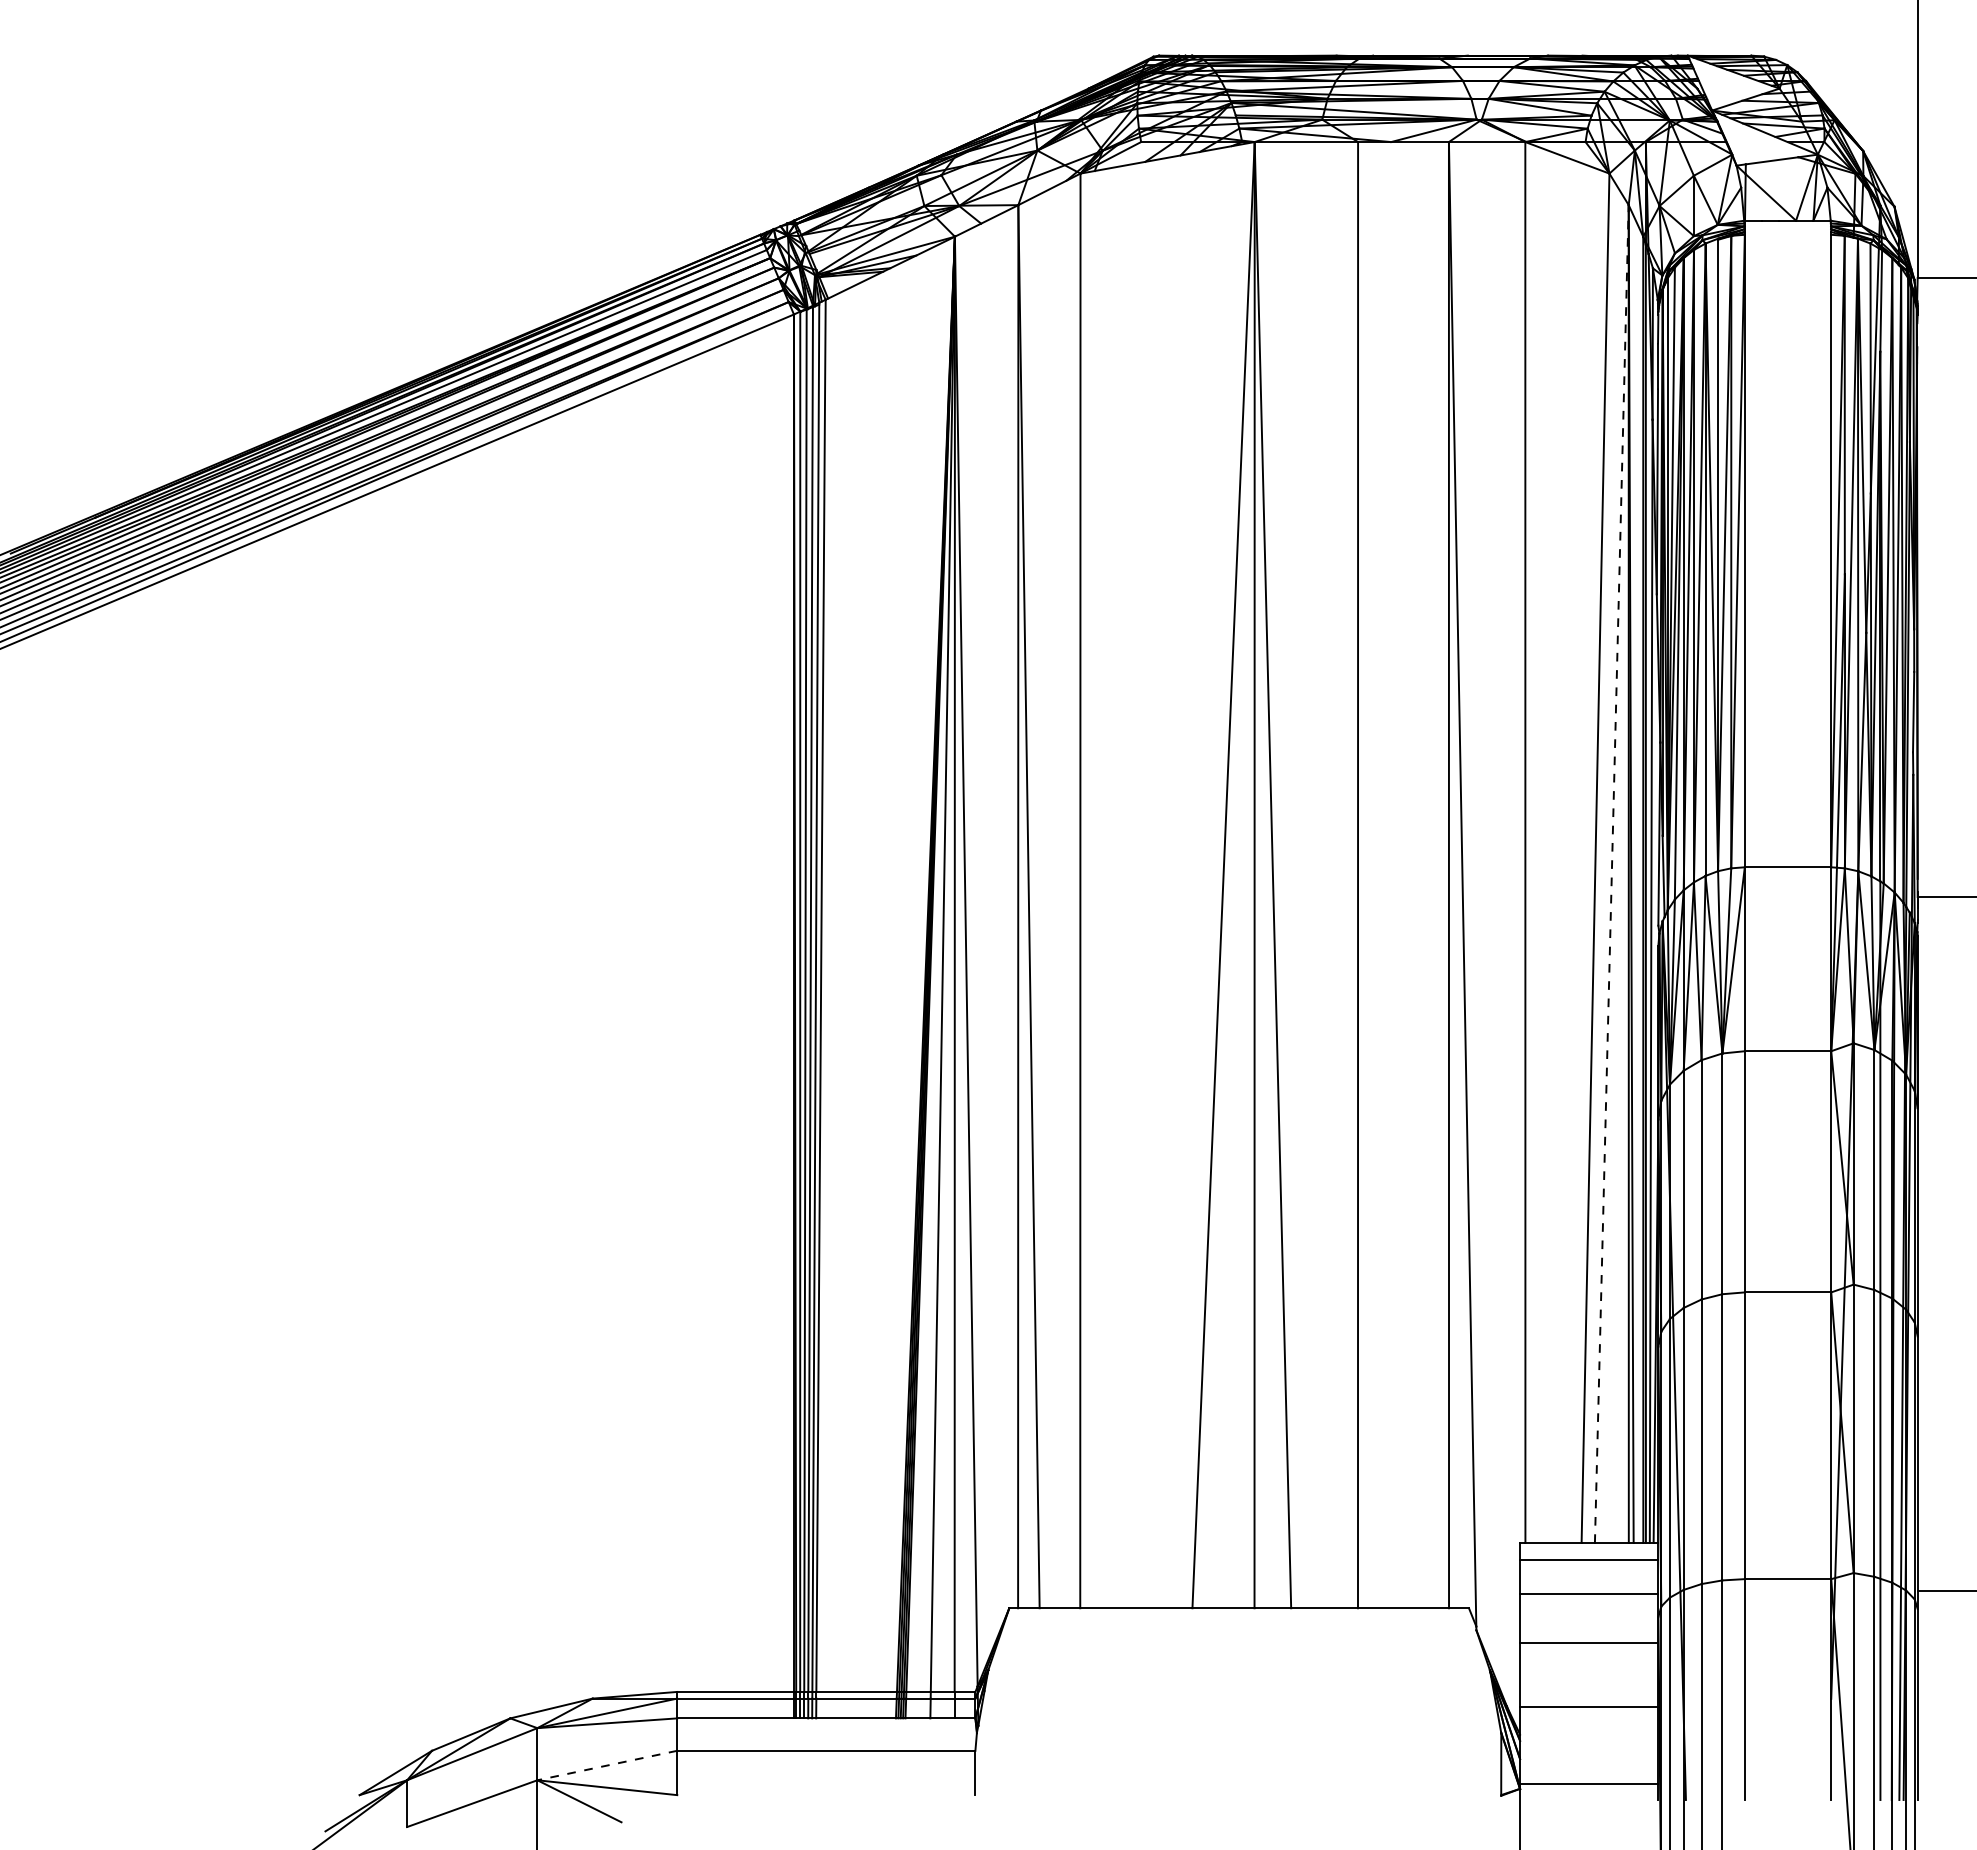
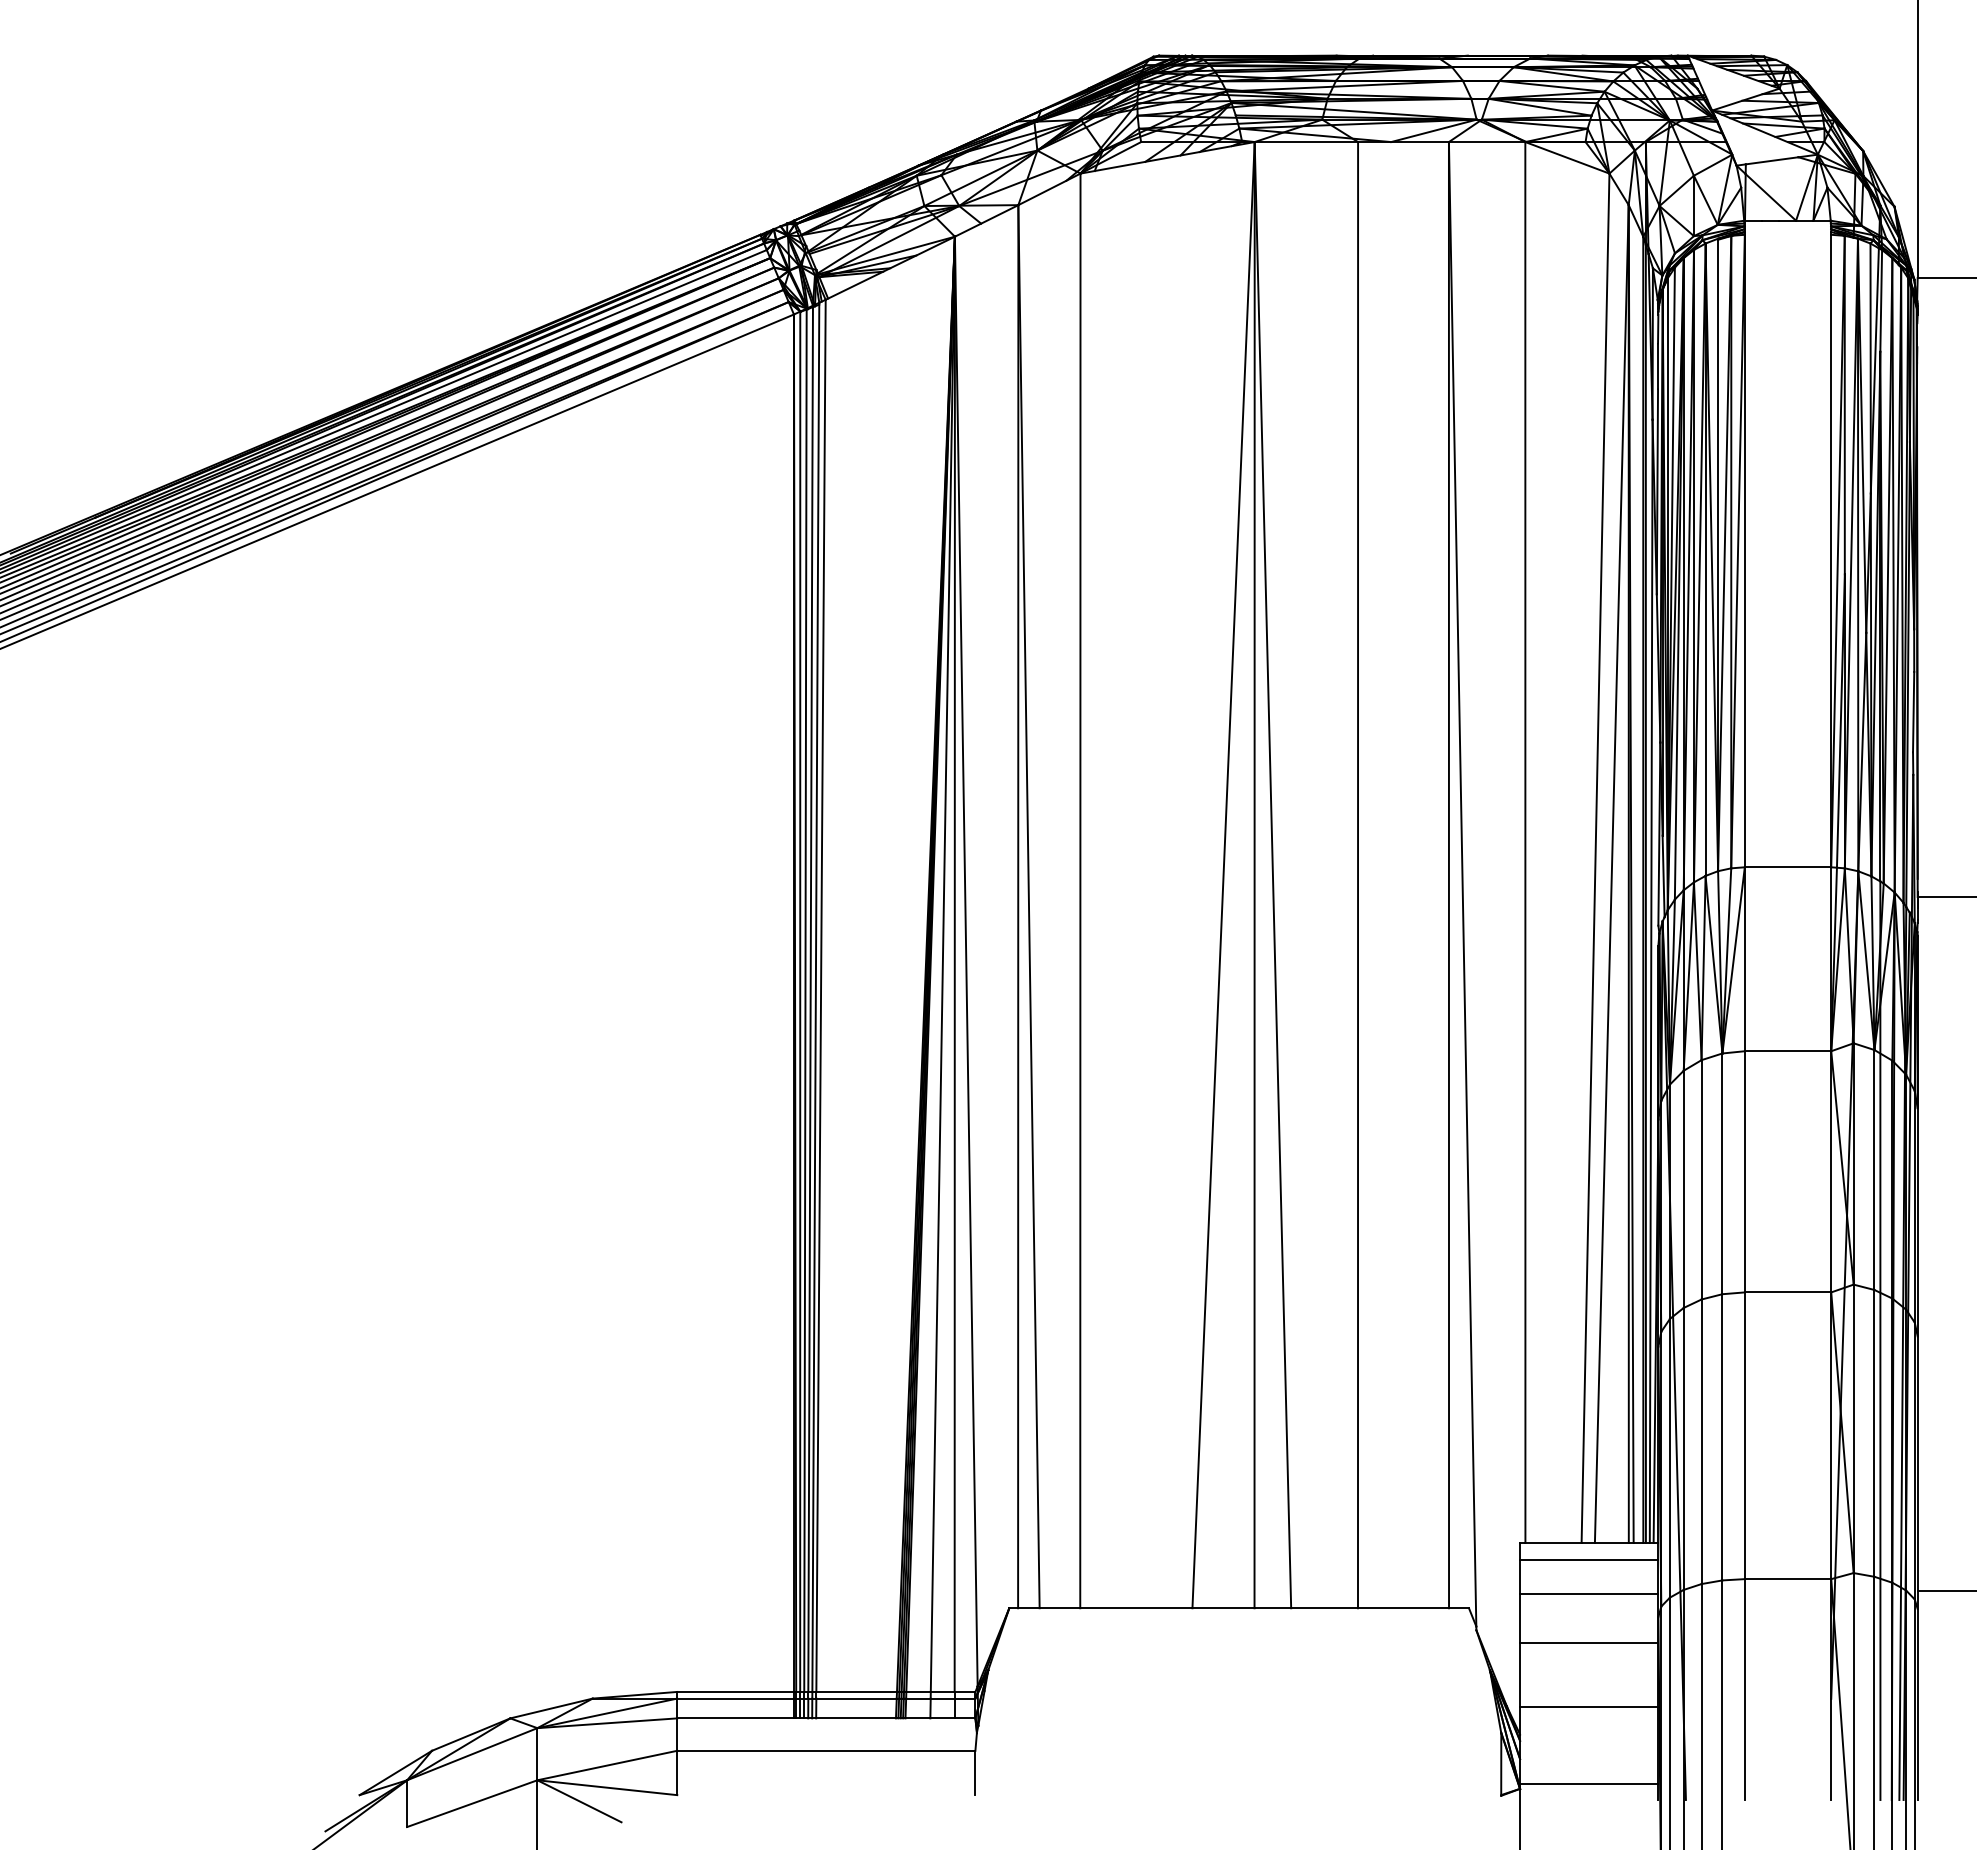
line: dashed -> solid (1611, 873)
line: dashed -> solid (606, 1765)
